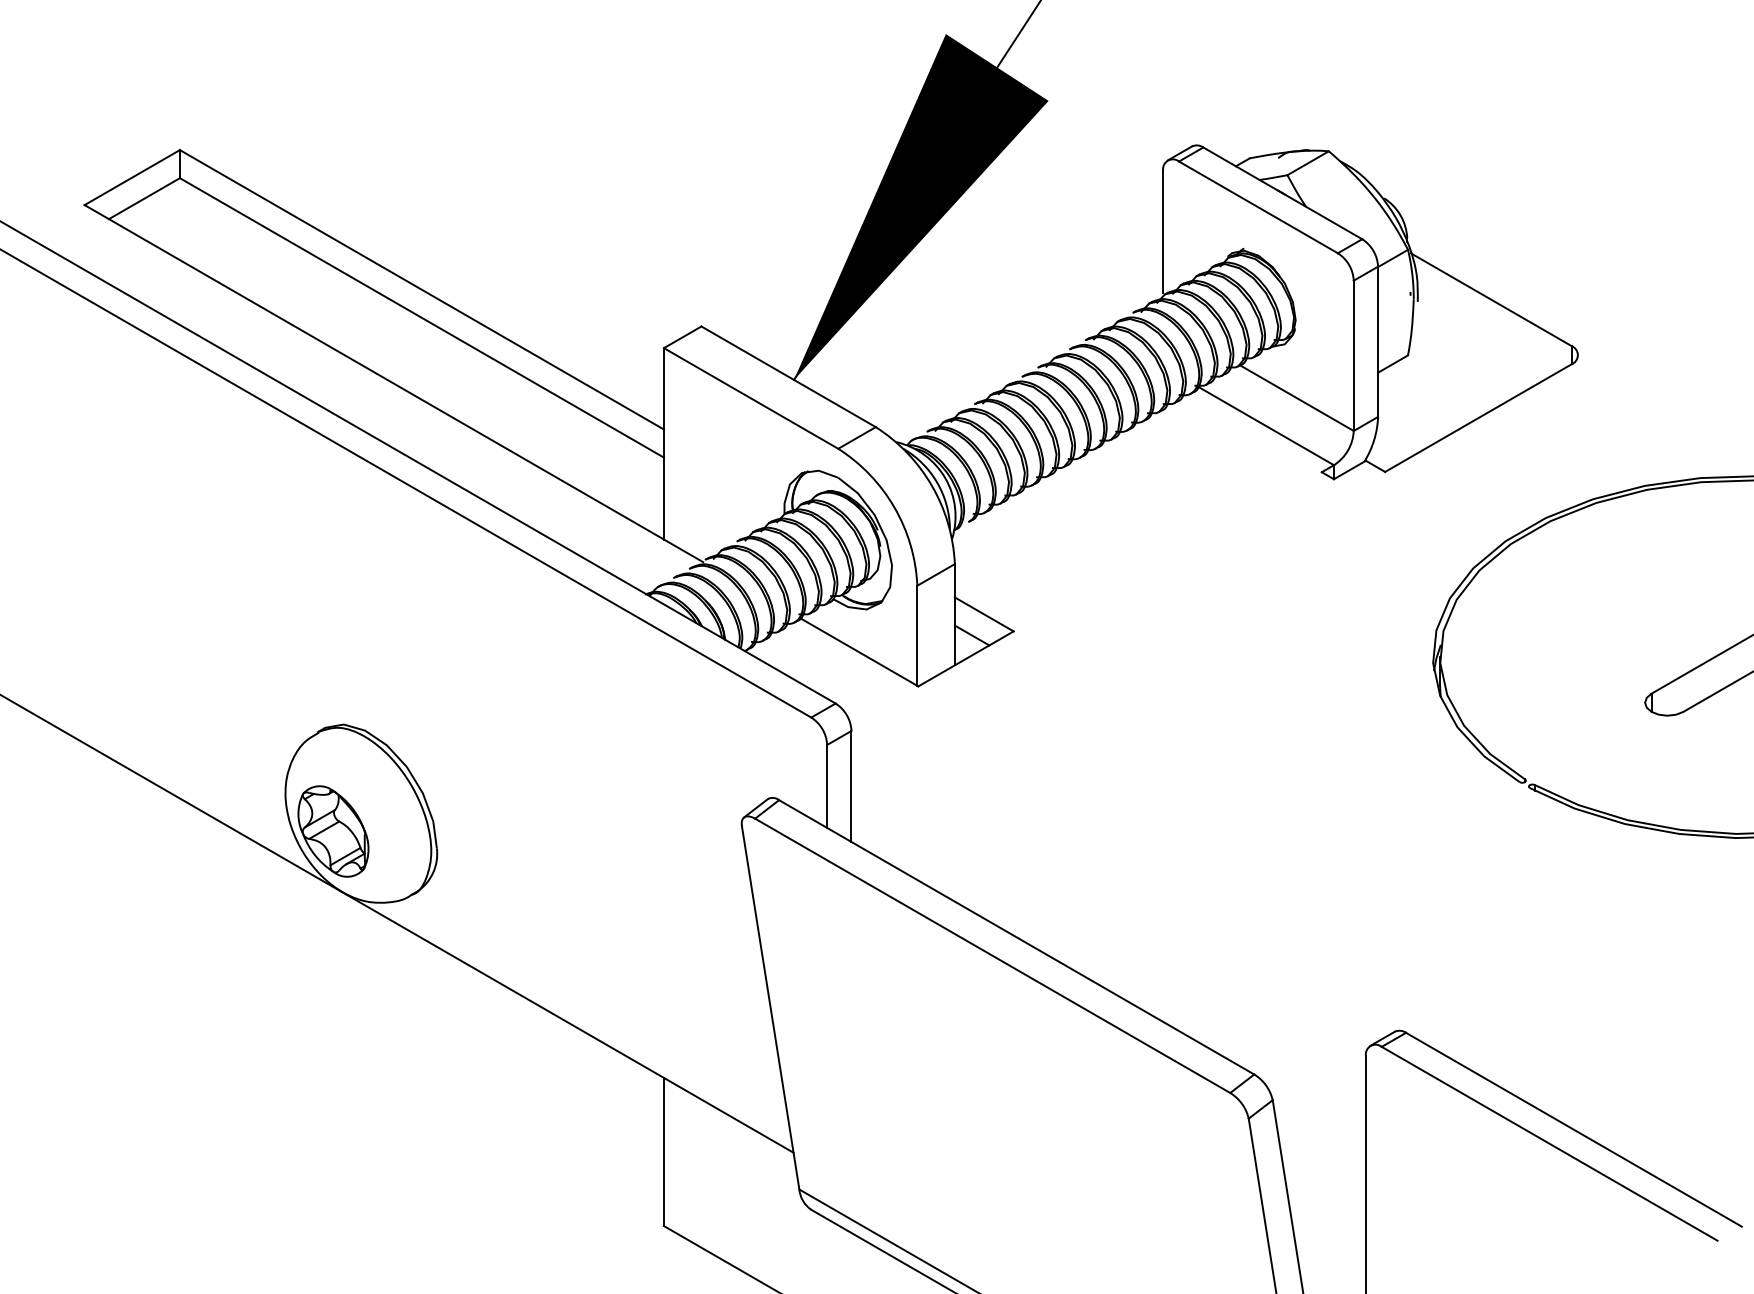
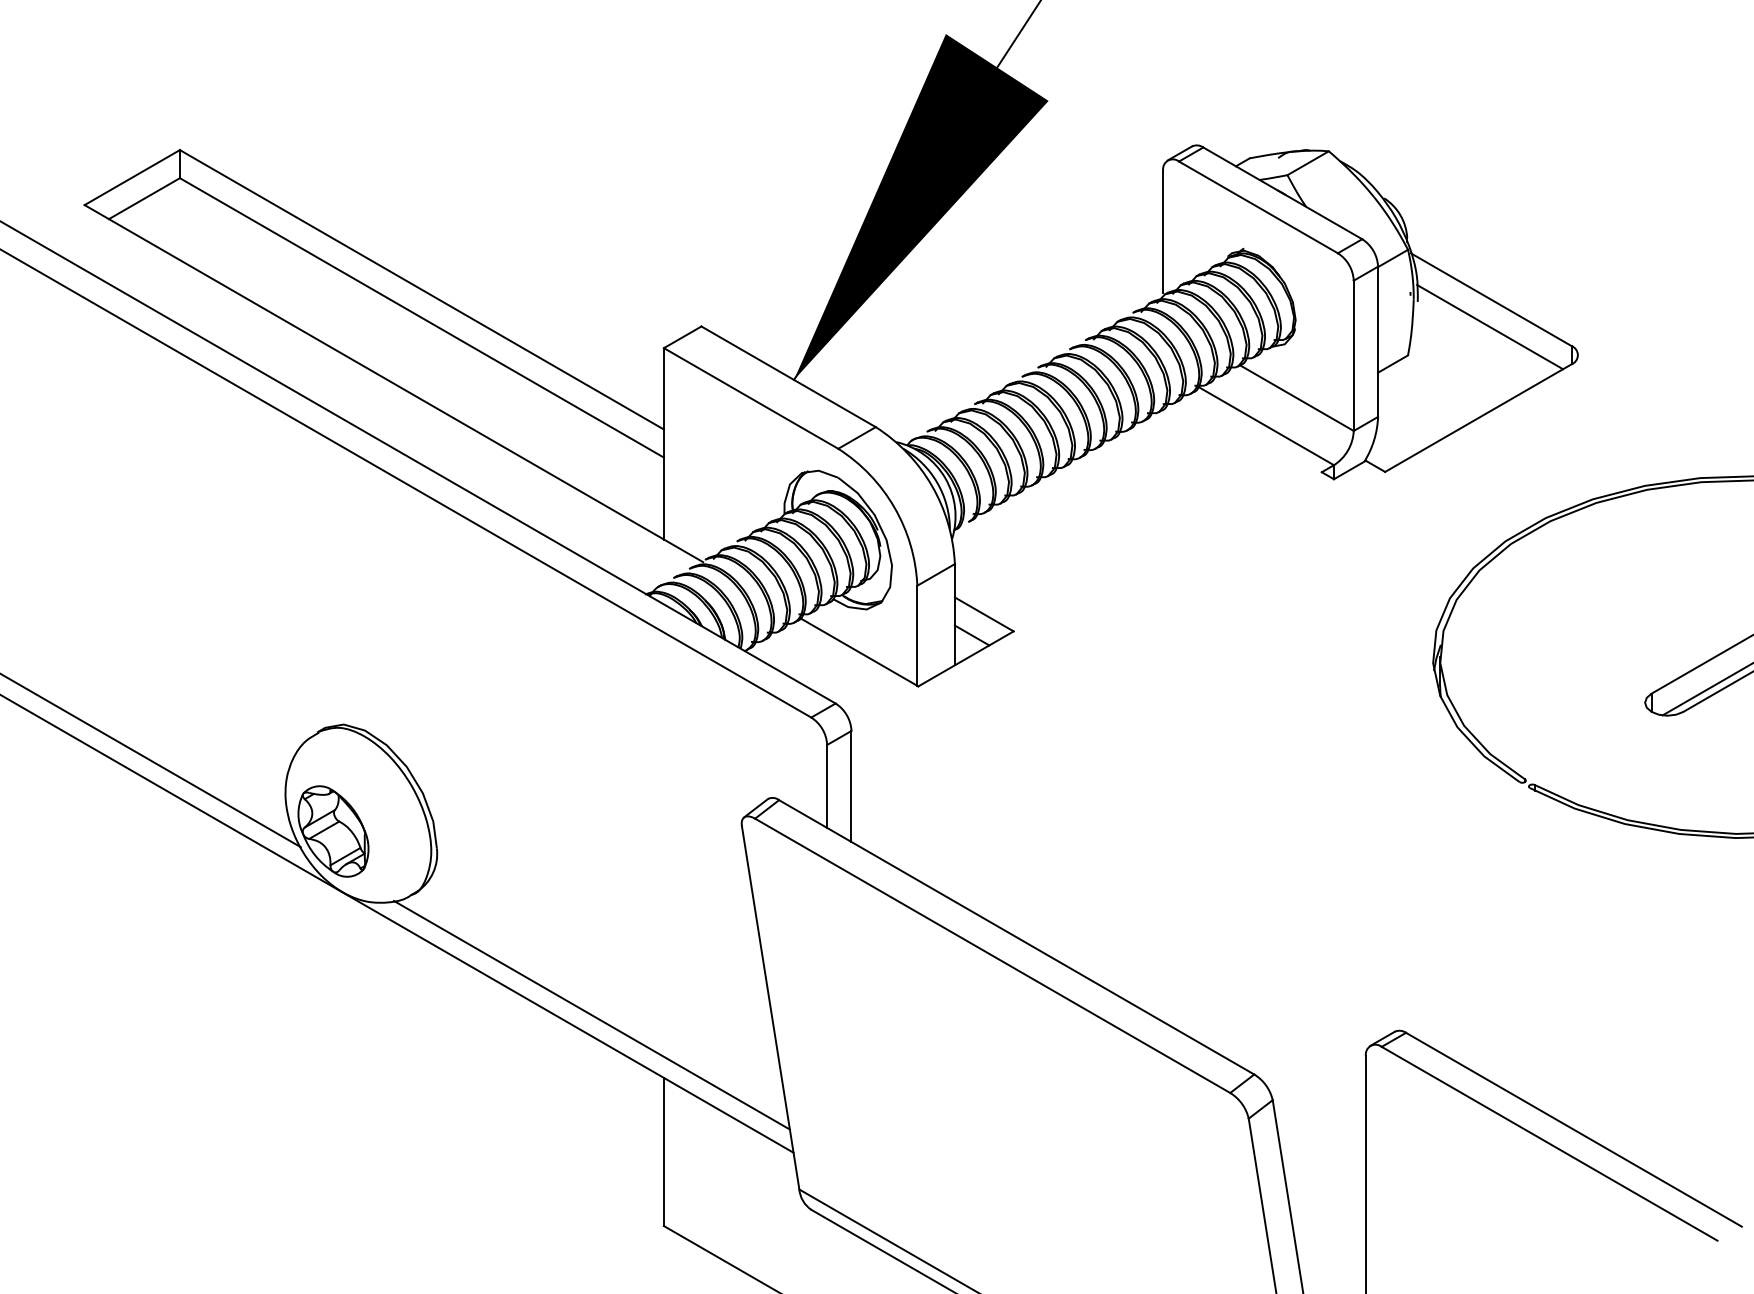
line: none -> present (1490, 326)
line: none -> present (1706, 689)
line: none -> present (151, 761)
line: none -> present (591, 1014)
